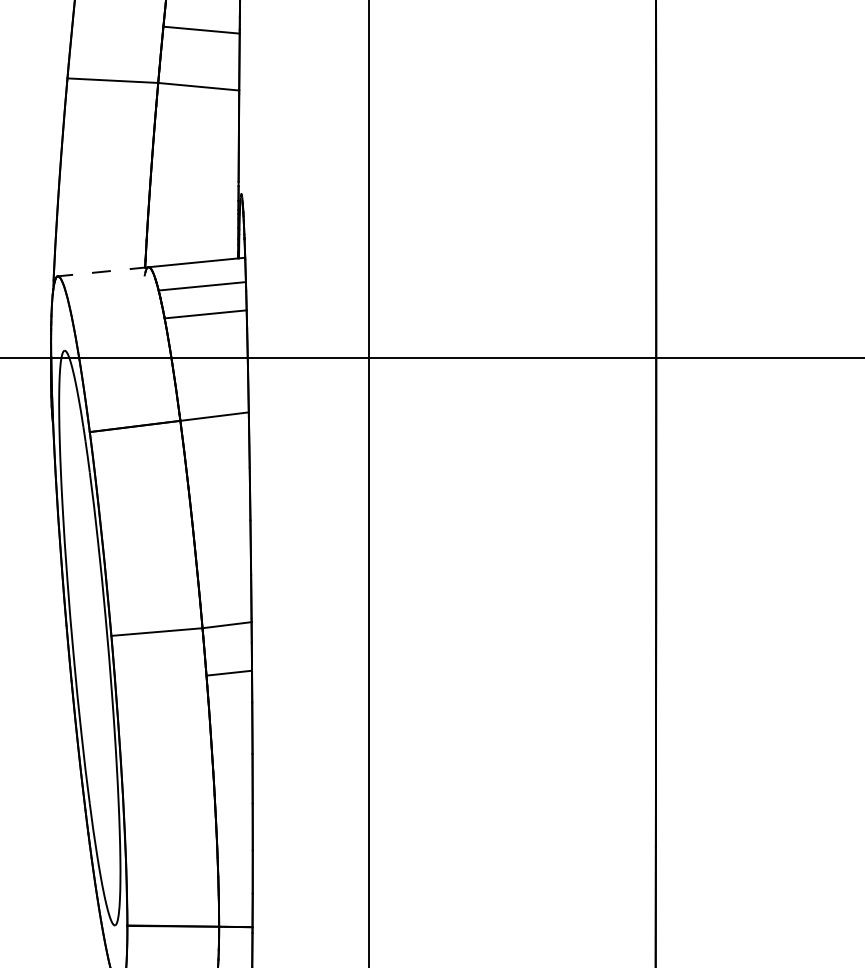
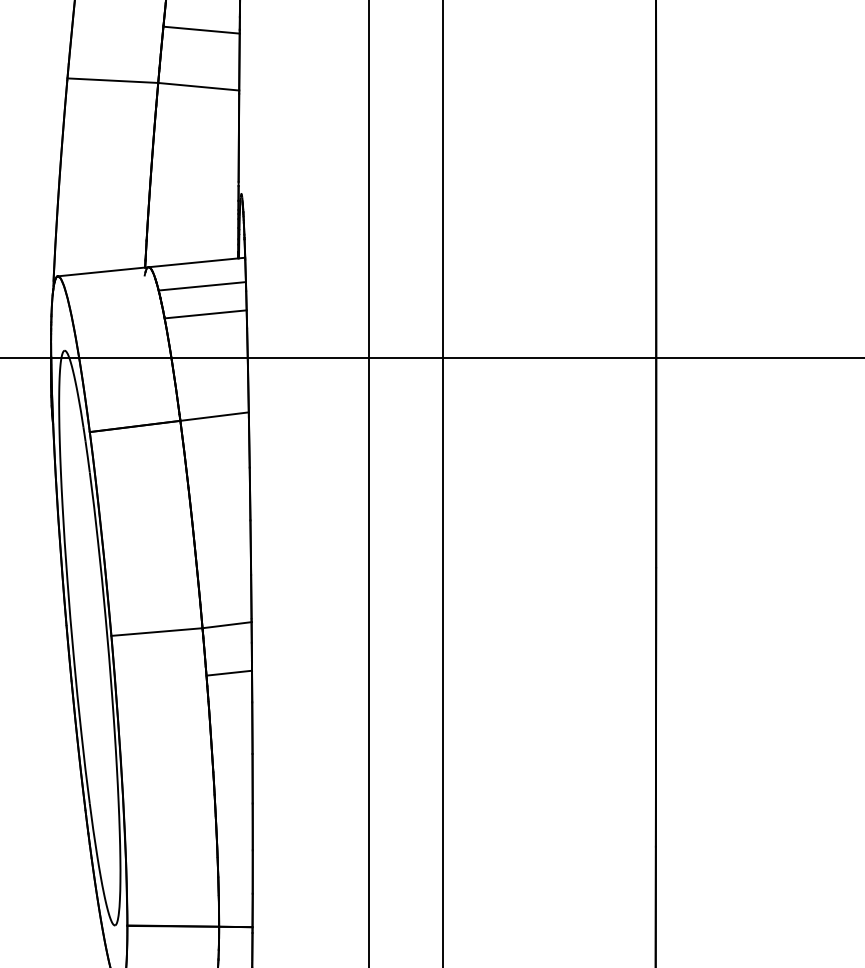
line: dashed -> solid (103, 271)
line: none -> present (442, 483)
